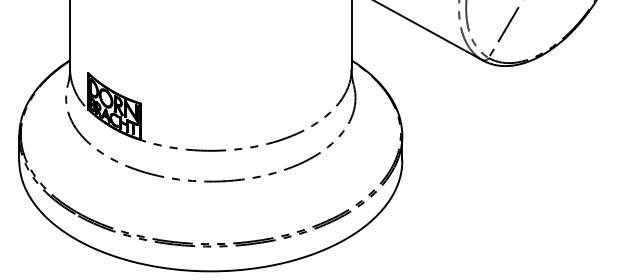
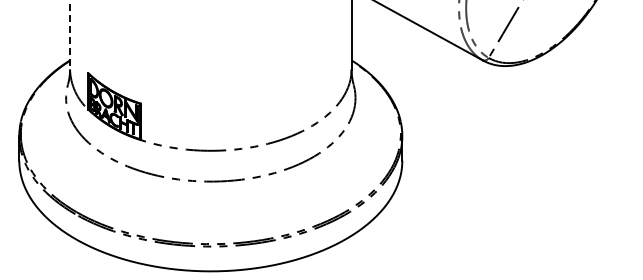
line: solid -> dashed (70, 35)
